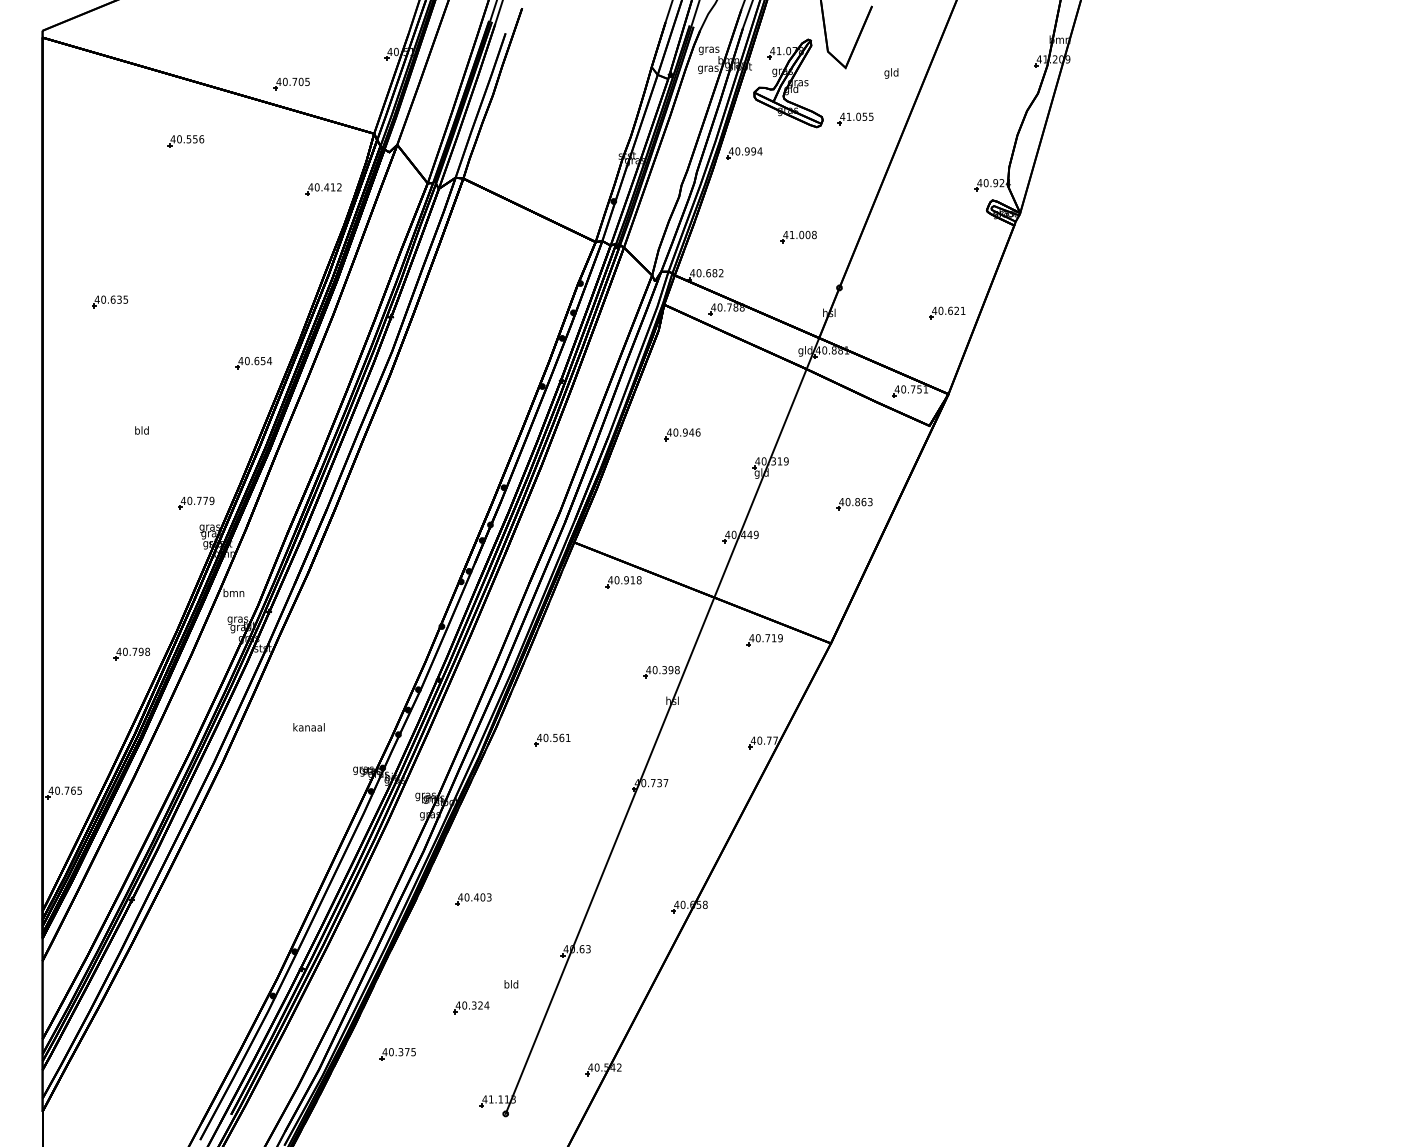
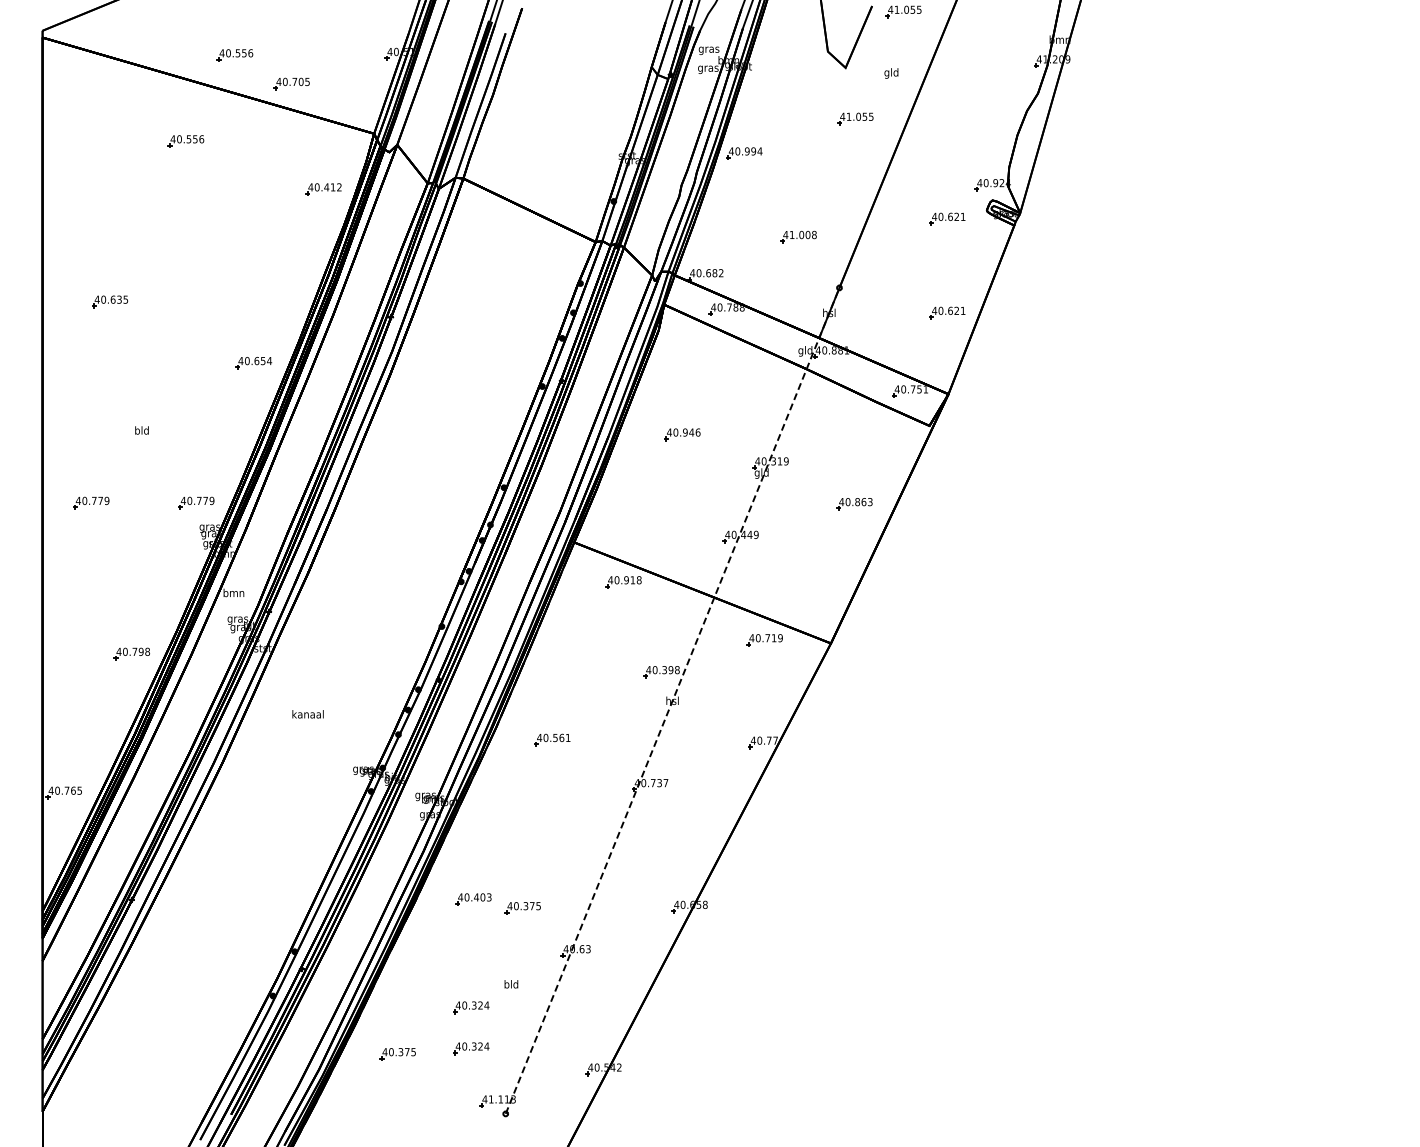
part: none -> present (903, 11)
part: none -> present (234, 55)
part: present -> none (788, 83)
part: none -> present (947, 218)
part: none -> present (91, 502)
line: solid -> dashed (672, 700)
text position: (308, 727) -> (307, 714) (307, 714)
part: none -> present (522, 908)
part: none -> present (471, 1048)
